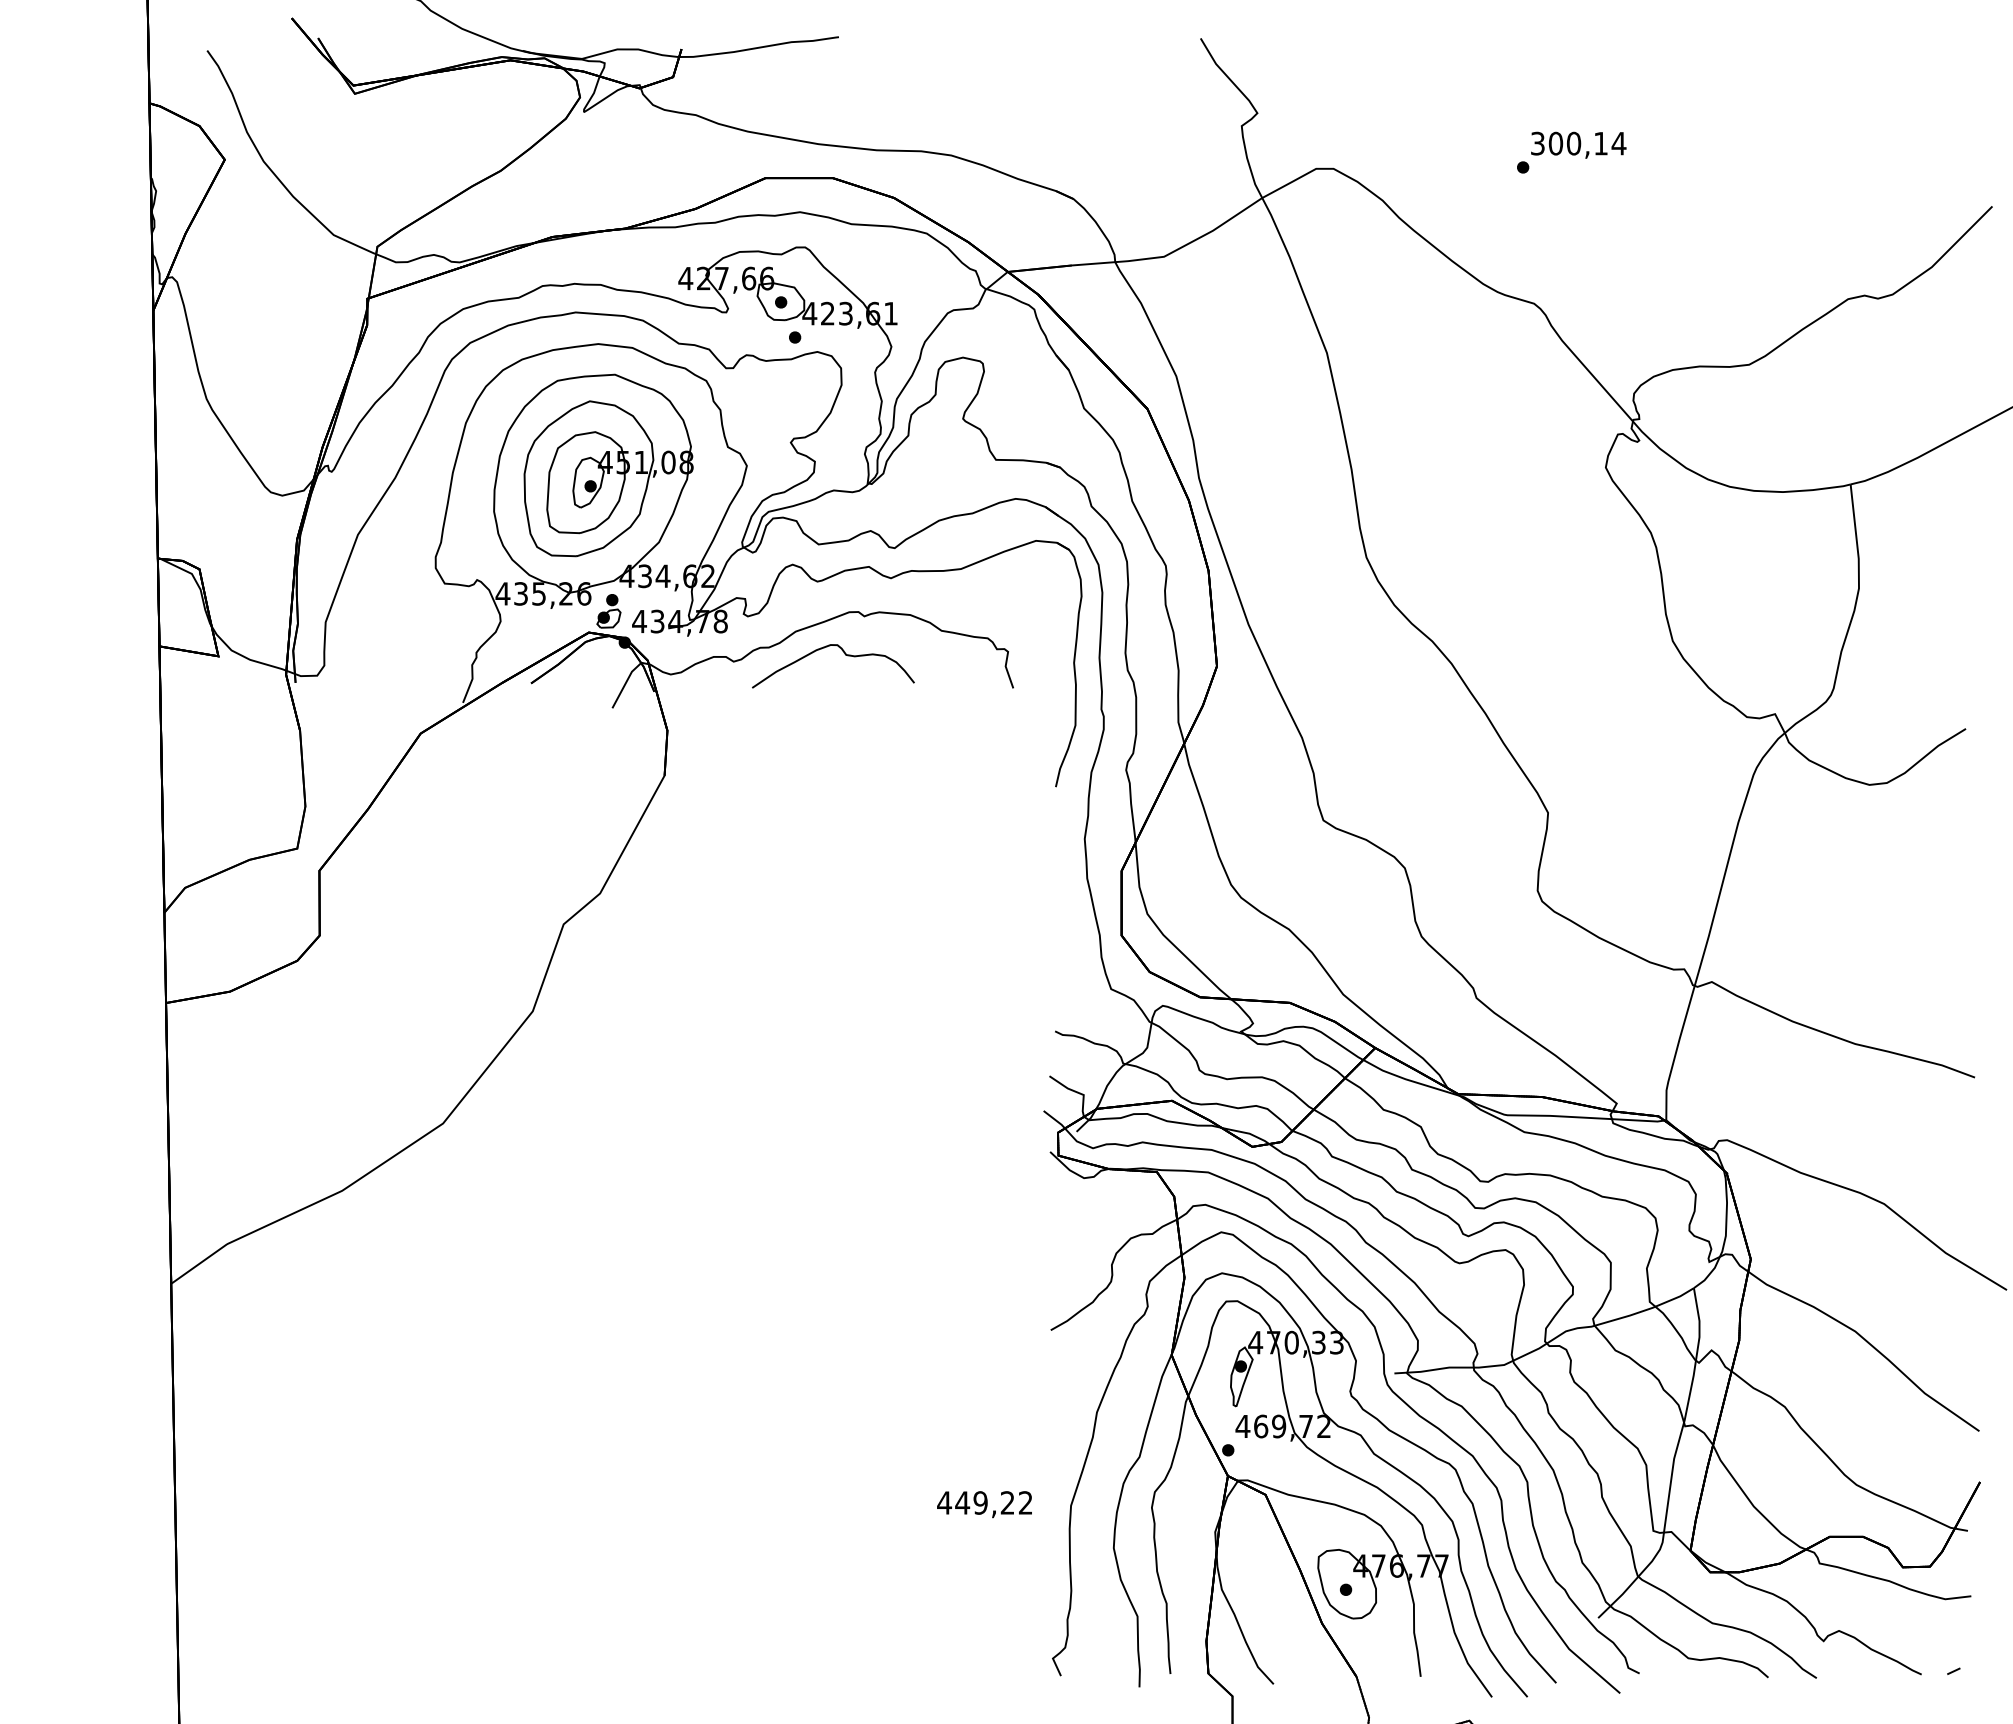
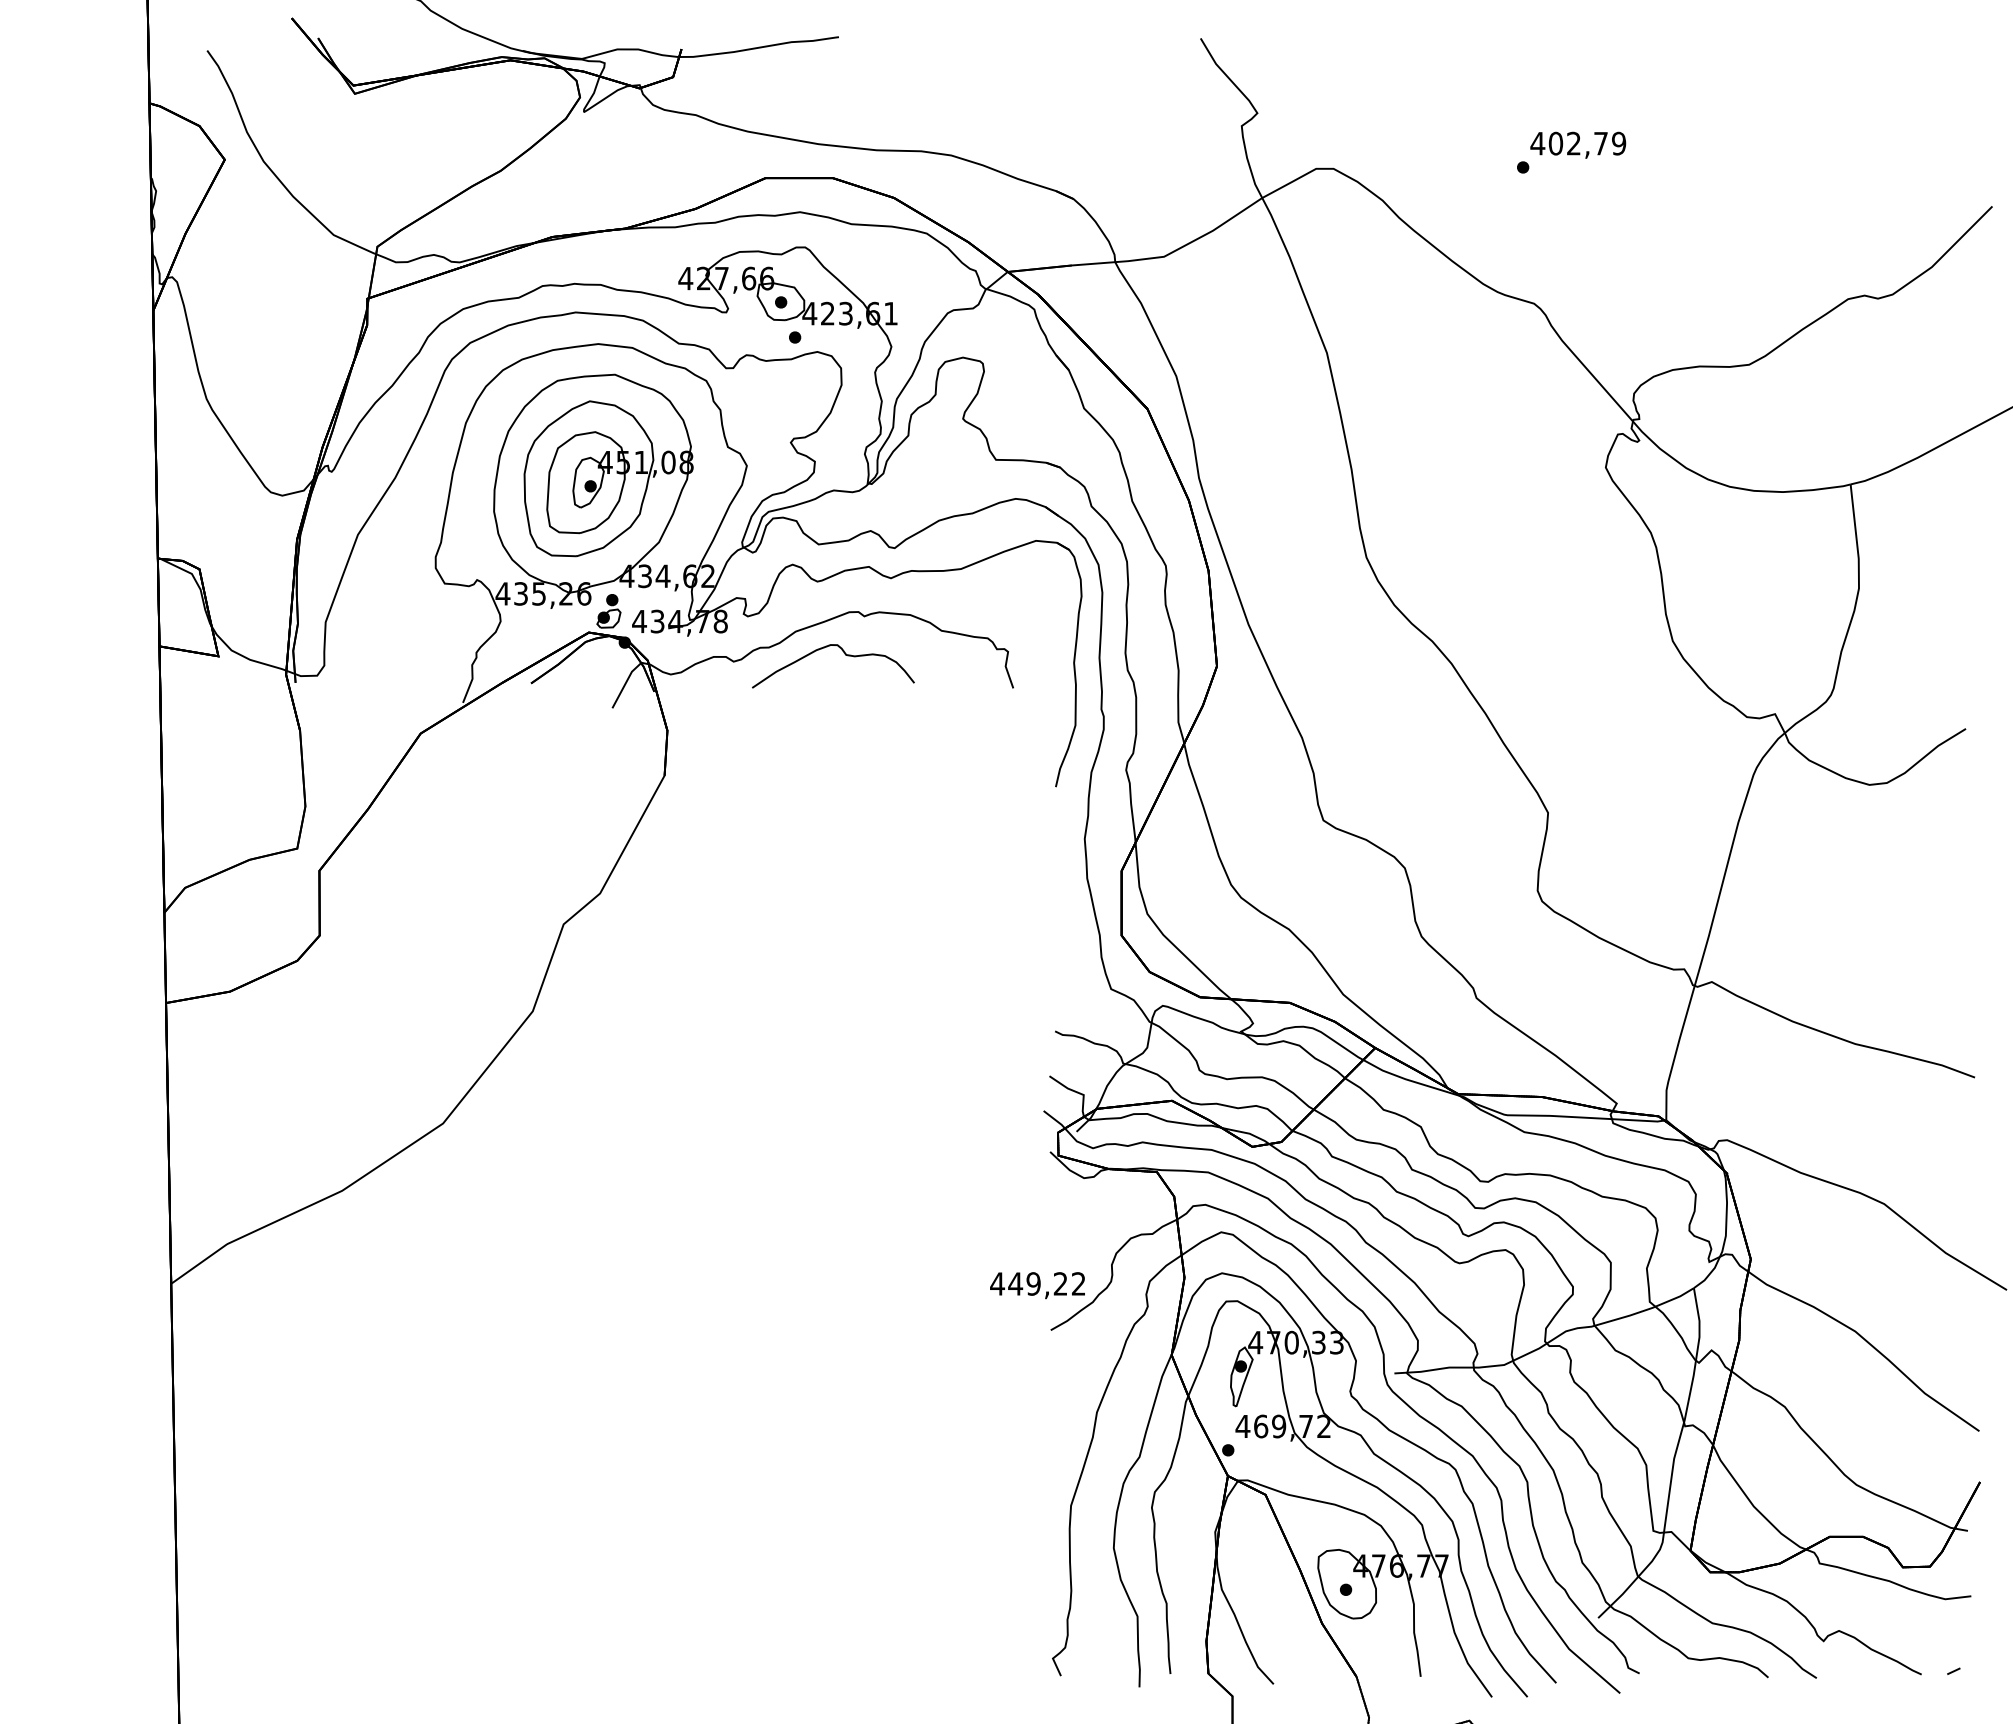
text: 300,14 -> 402,79 (1578, 143)
text position: (984, 1504) -> (1037, 1285) (1037, 1285)
